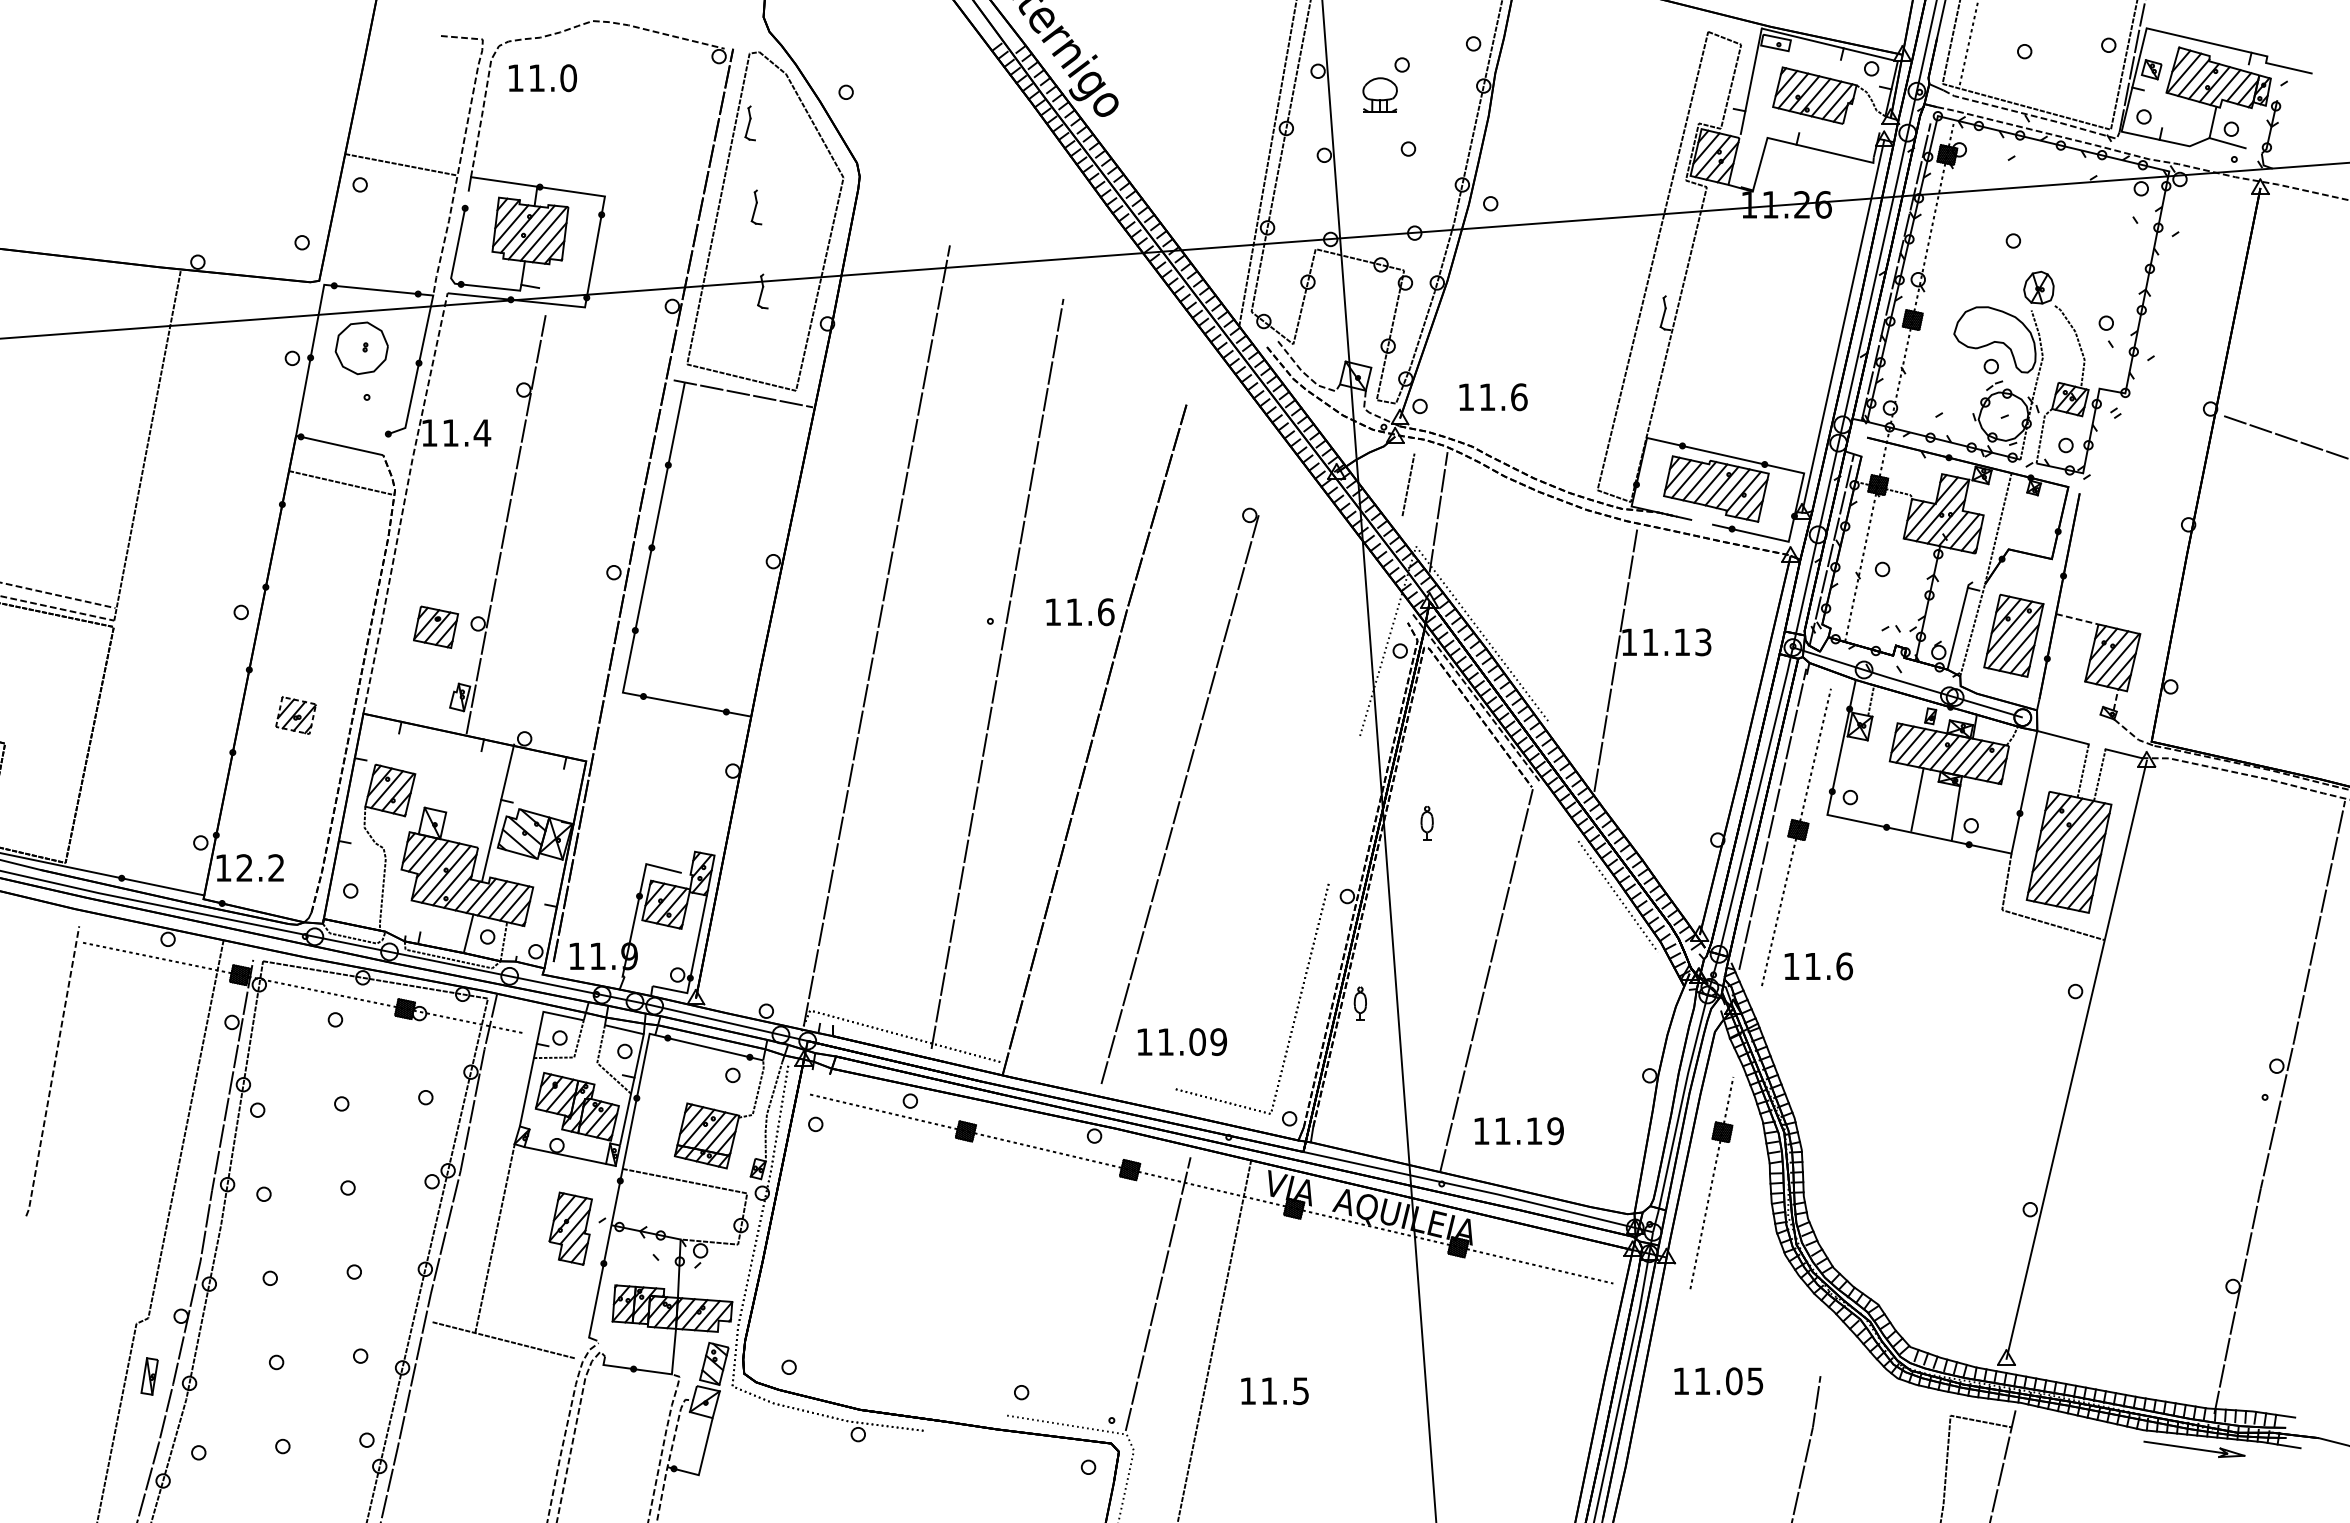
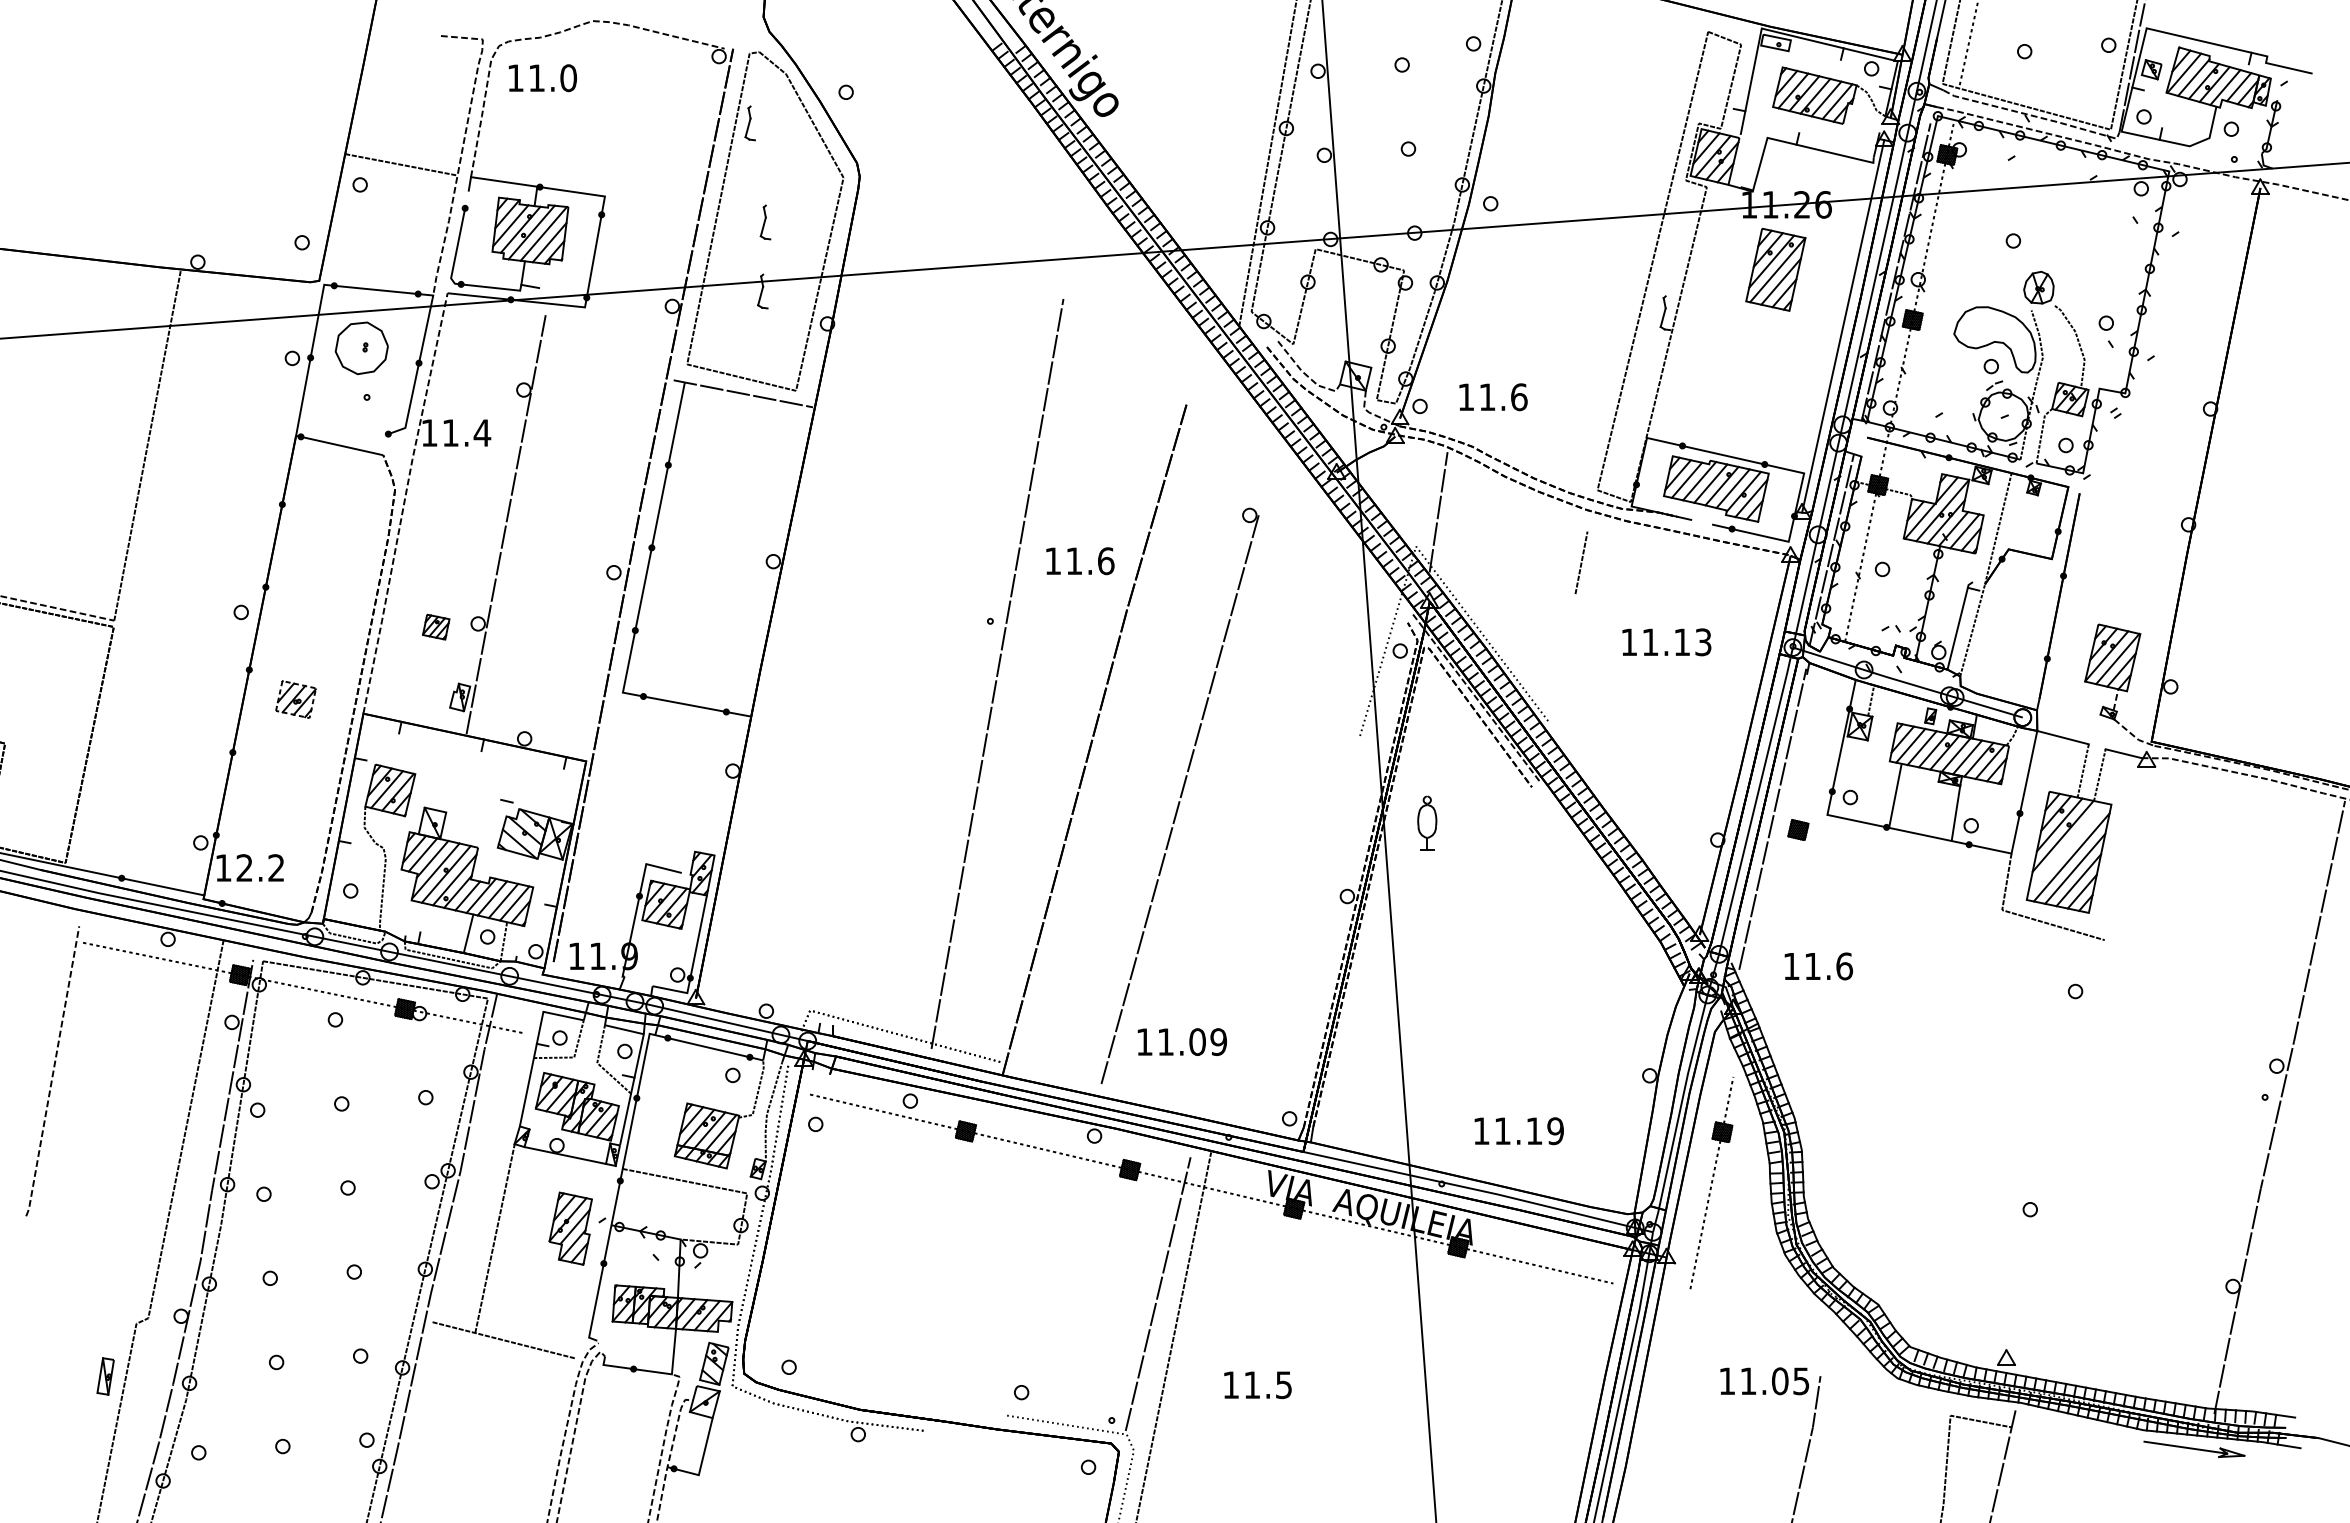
part: present -> none (1379, 94)
line: present -> none (2227, 143)
part position: (756, 207) -> (765, 222) (765, 222)
line: present -> none (2285, 437)
line: present -> none (340, 482)
line position: (1408, 484) -> (1581, 562) (1581, 562)
line: present -> none (58, 595)
text position: (1080, 612) -> (1080, 561) (1080, 561)
line: present -> none (2077, 619)
part size: 47x44 px -> 29x28 px (436, 626)
line: present -> none (876, 635)
part position: (2013, 635) -> (1775, 269) (1775, 269)
line: present -> none (1615, 660)
part position: (295, 715) -> (295, 699) (295, 699)
line position: (1917, 799) -> (1895, 795) (1895, 795)
line: present -> none (497, 812)
part size: 14x35 px -> 21x56 px (1427, 822)
line: present -> none (1795, 837)
line: present -> none (2066, 847)
line: present -> none (1618, 896)
line: present -> none (1486, 980)
part: present -> none (1359, 1003)
part: present -> none (1296, 1007)
line: present -> none (2076, 1059)
line position: (1214, 1339) -> (1173, 1335) (1173, 1335)
part position: (149, 1376) -> (105, 1376) (105, 1376)
text position: (1718, 1381) -> (1764, 1381) (1764, 1381)
text position: (1274, 1391) -> (1257, 1385) (1257, 1385)
